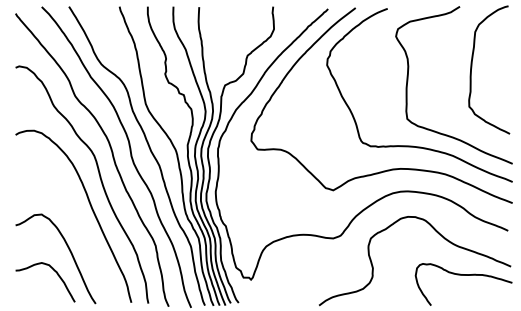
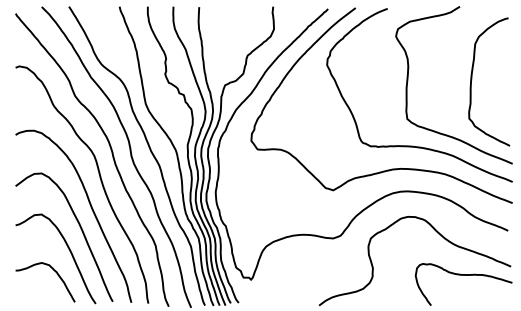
curve position: (472, 67) -> (472, 79) (472, 79)
curve: none -> present (80, 229)
